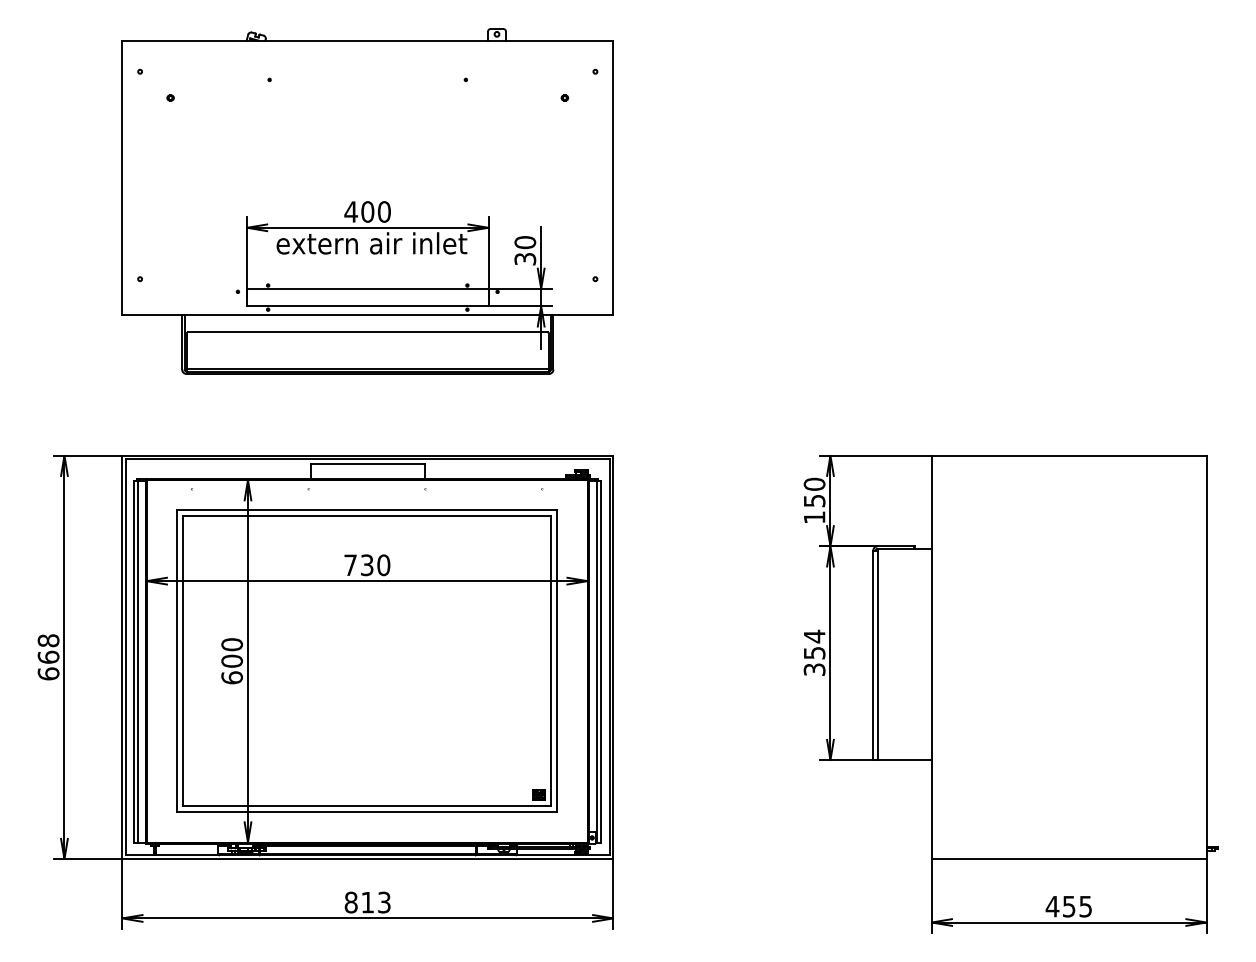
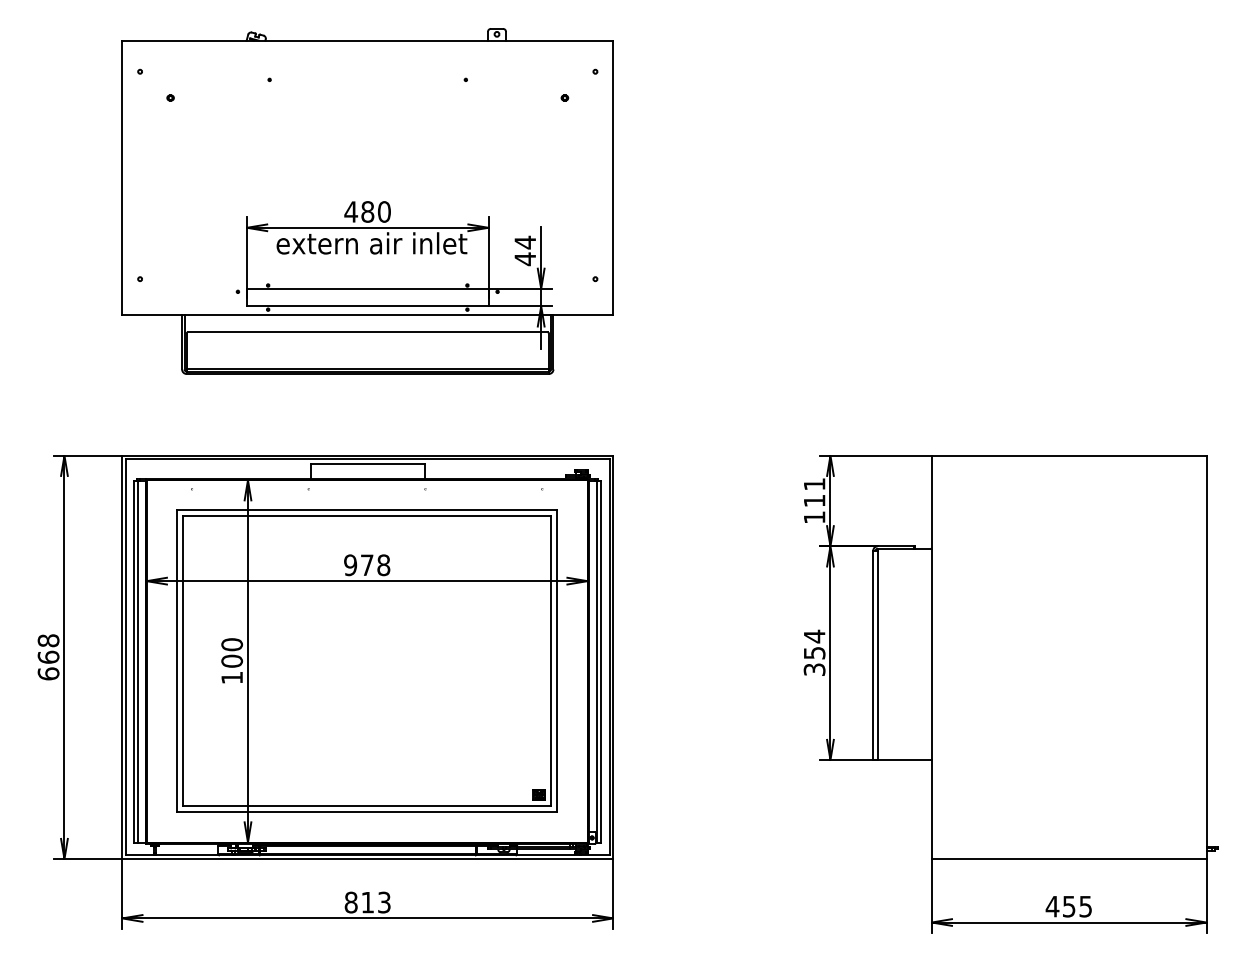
text: 400 -> 480 (367, 211)
text: 30 -> 44 (525, 250)
text: 150 -> 111 (814, 492)
text: 730 -> 978 (367, 565)
text: 600 -> 100 (232, 677)
